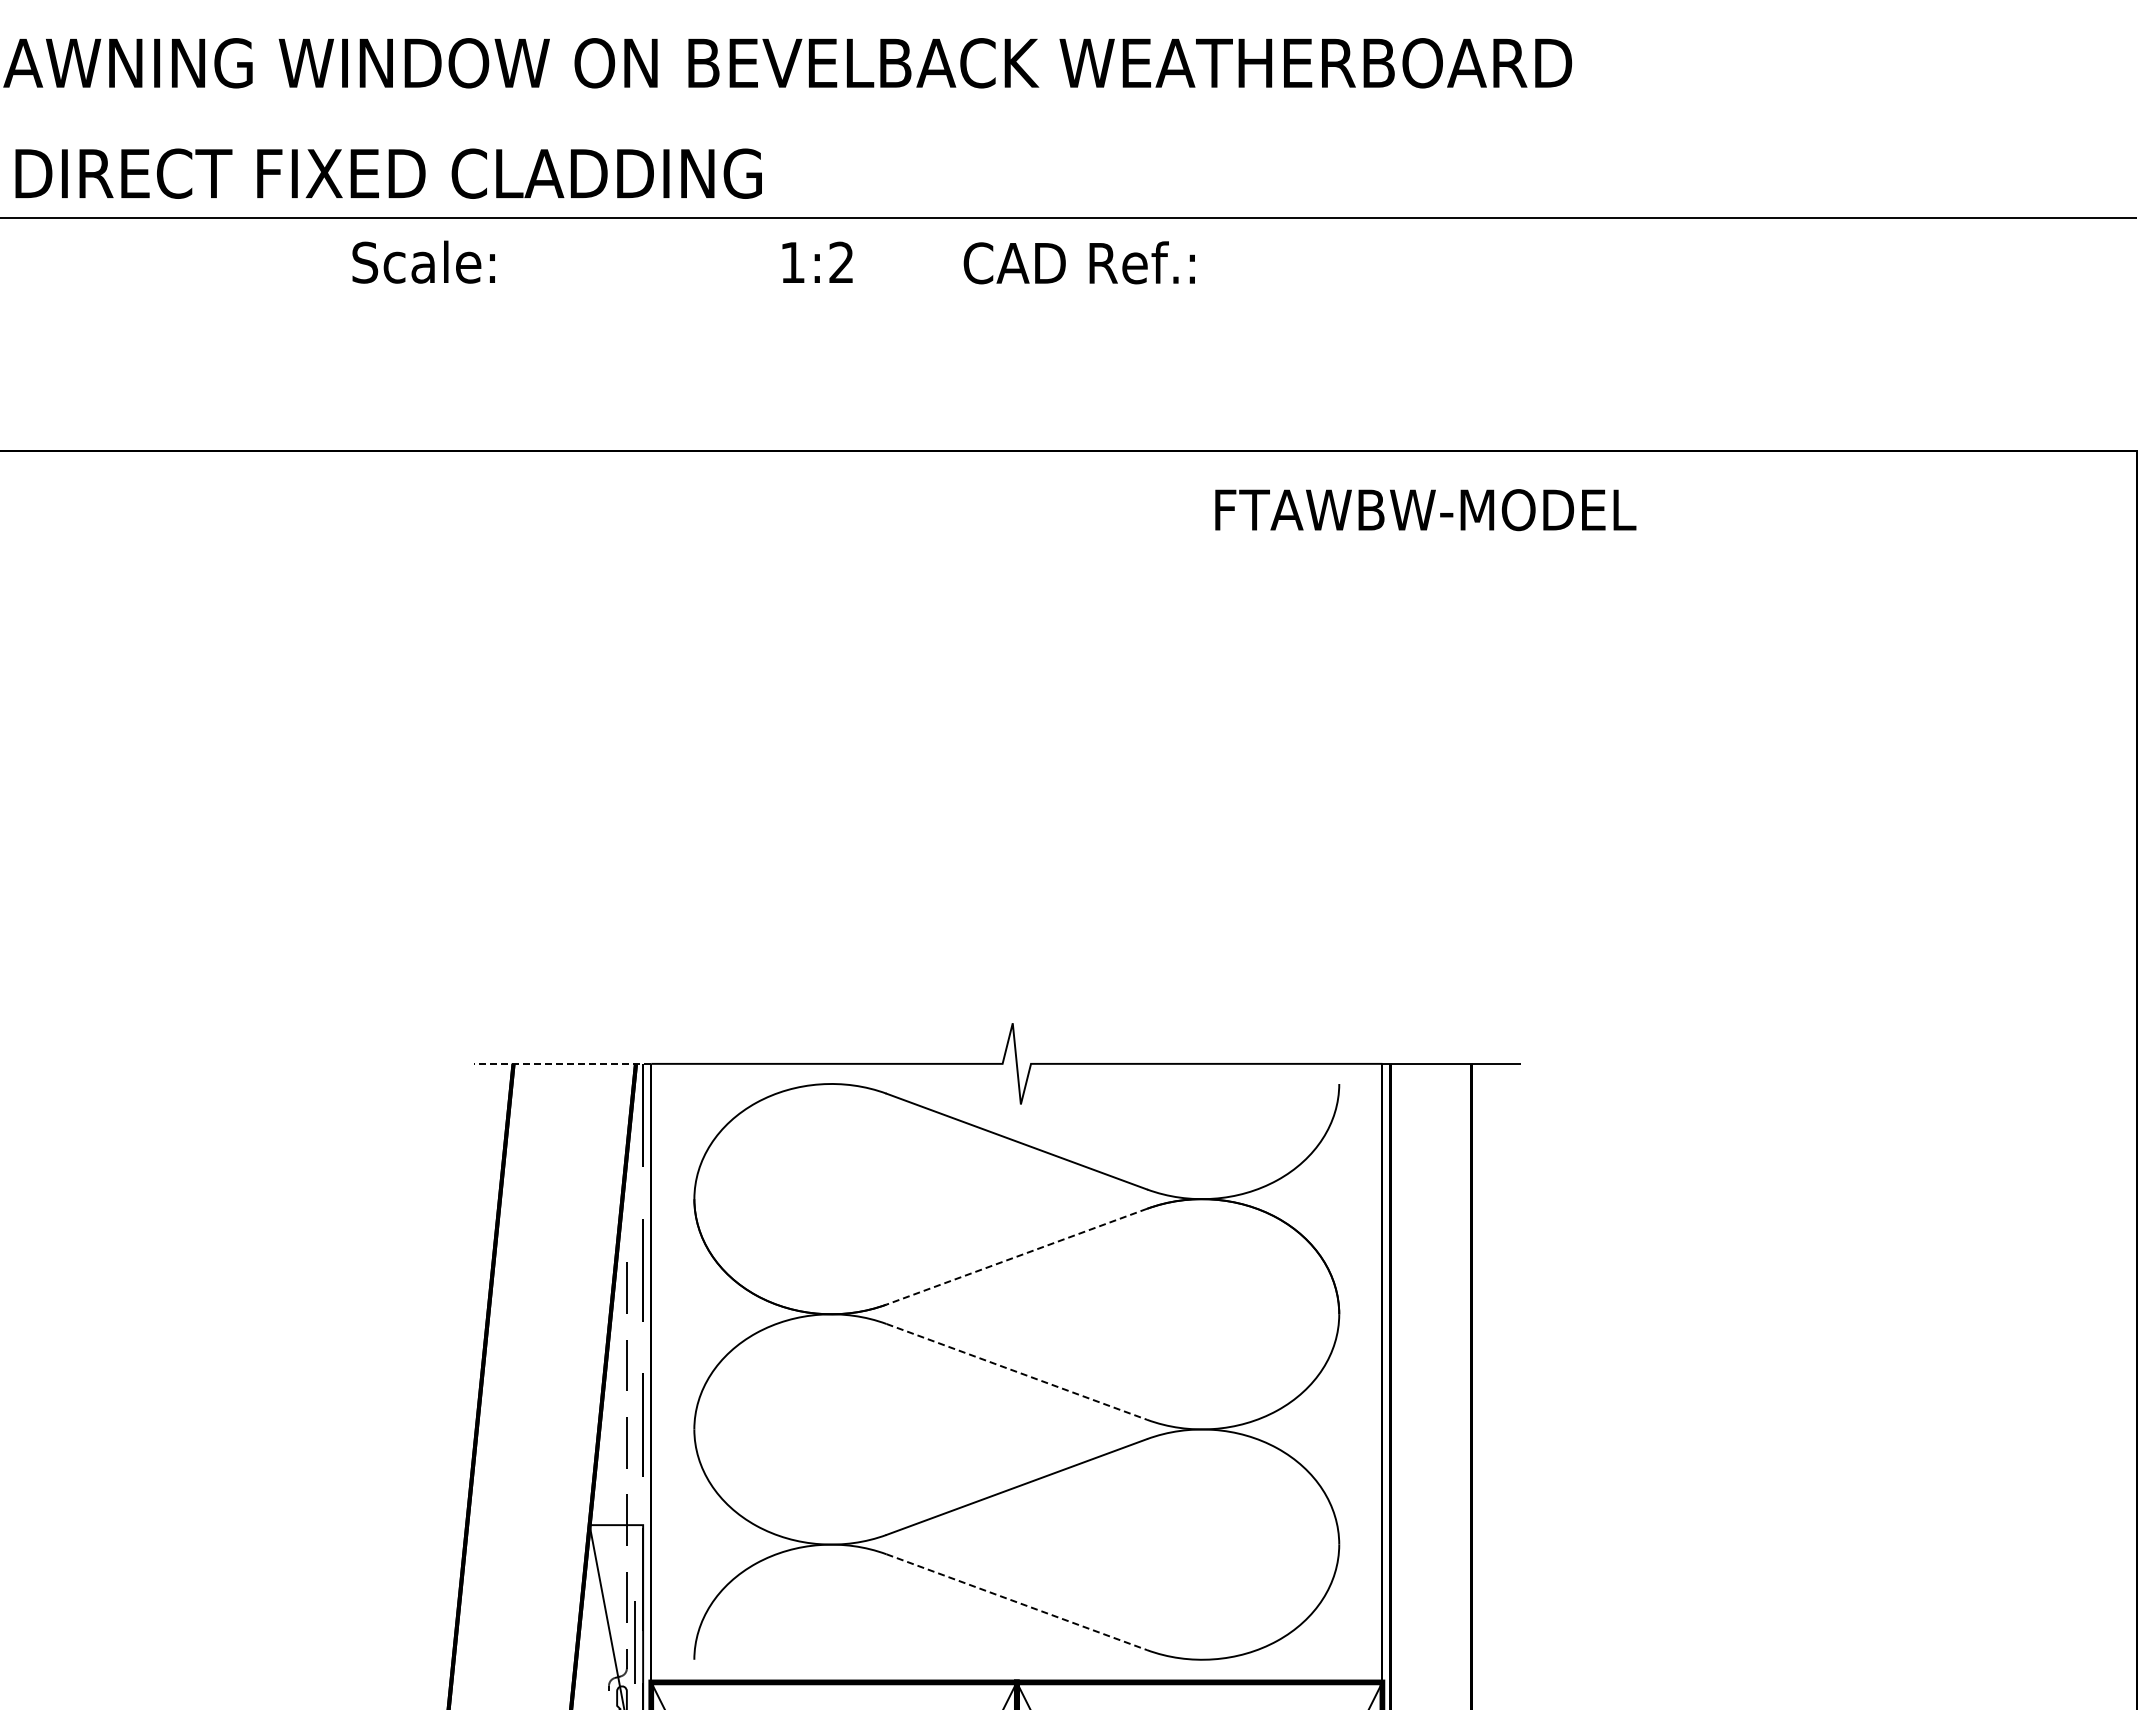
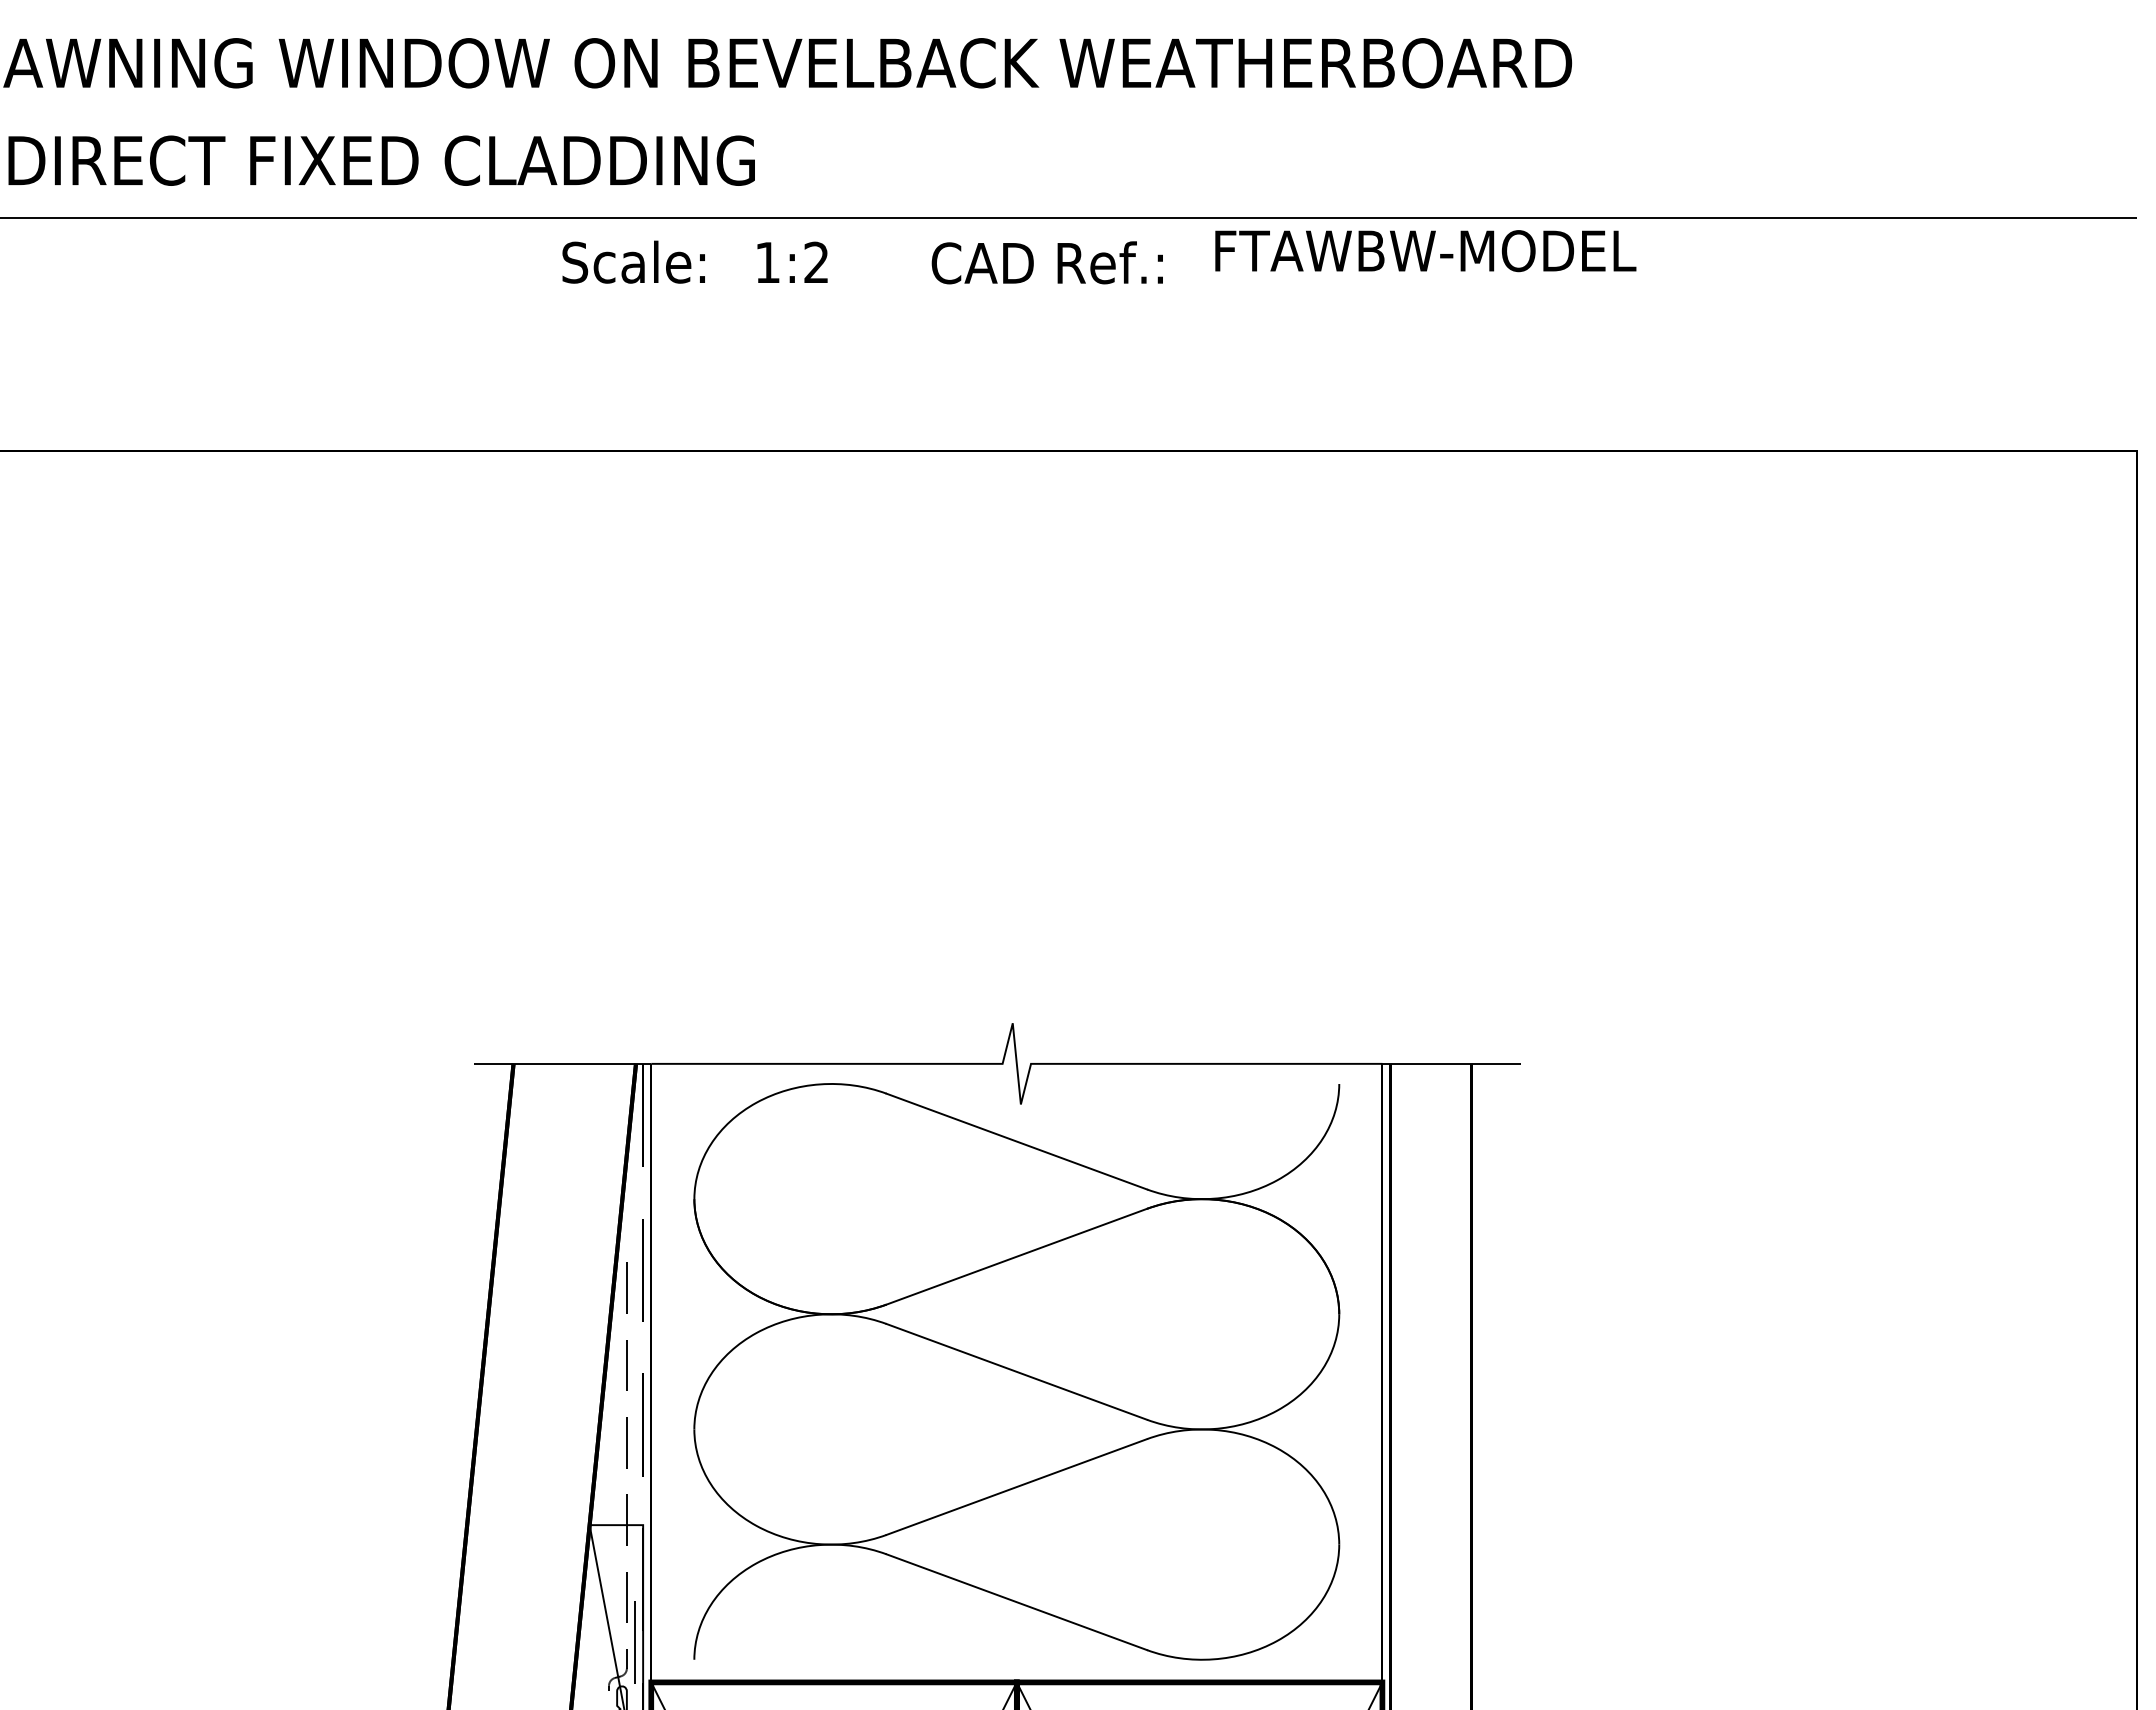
text position: (388, 173) -> (381, 160) (381, 160)
text position: (423, 261) -> (633, 261) (633, 261)
text position: (817, 261) -> (792, 261) (792, 261)
text position: (1078, 262) -> (1046, 262) (1046, 262)
text position: (1425, 510) -> (1425, 251) (1425, 251)
line: dashed -> solid (562, 1063)
line: dashed -> solid (1016, 1256)
line: dashed -> solid (1016, 1371)
line: dashed -> solid (1016, 1602)
